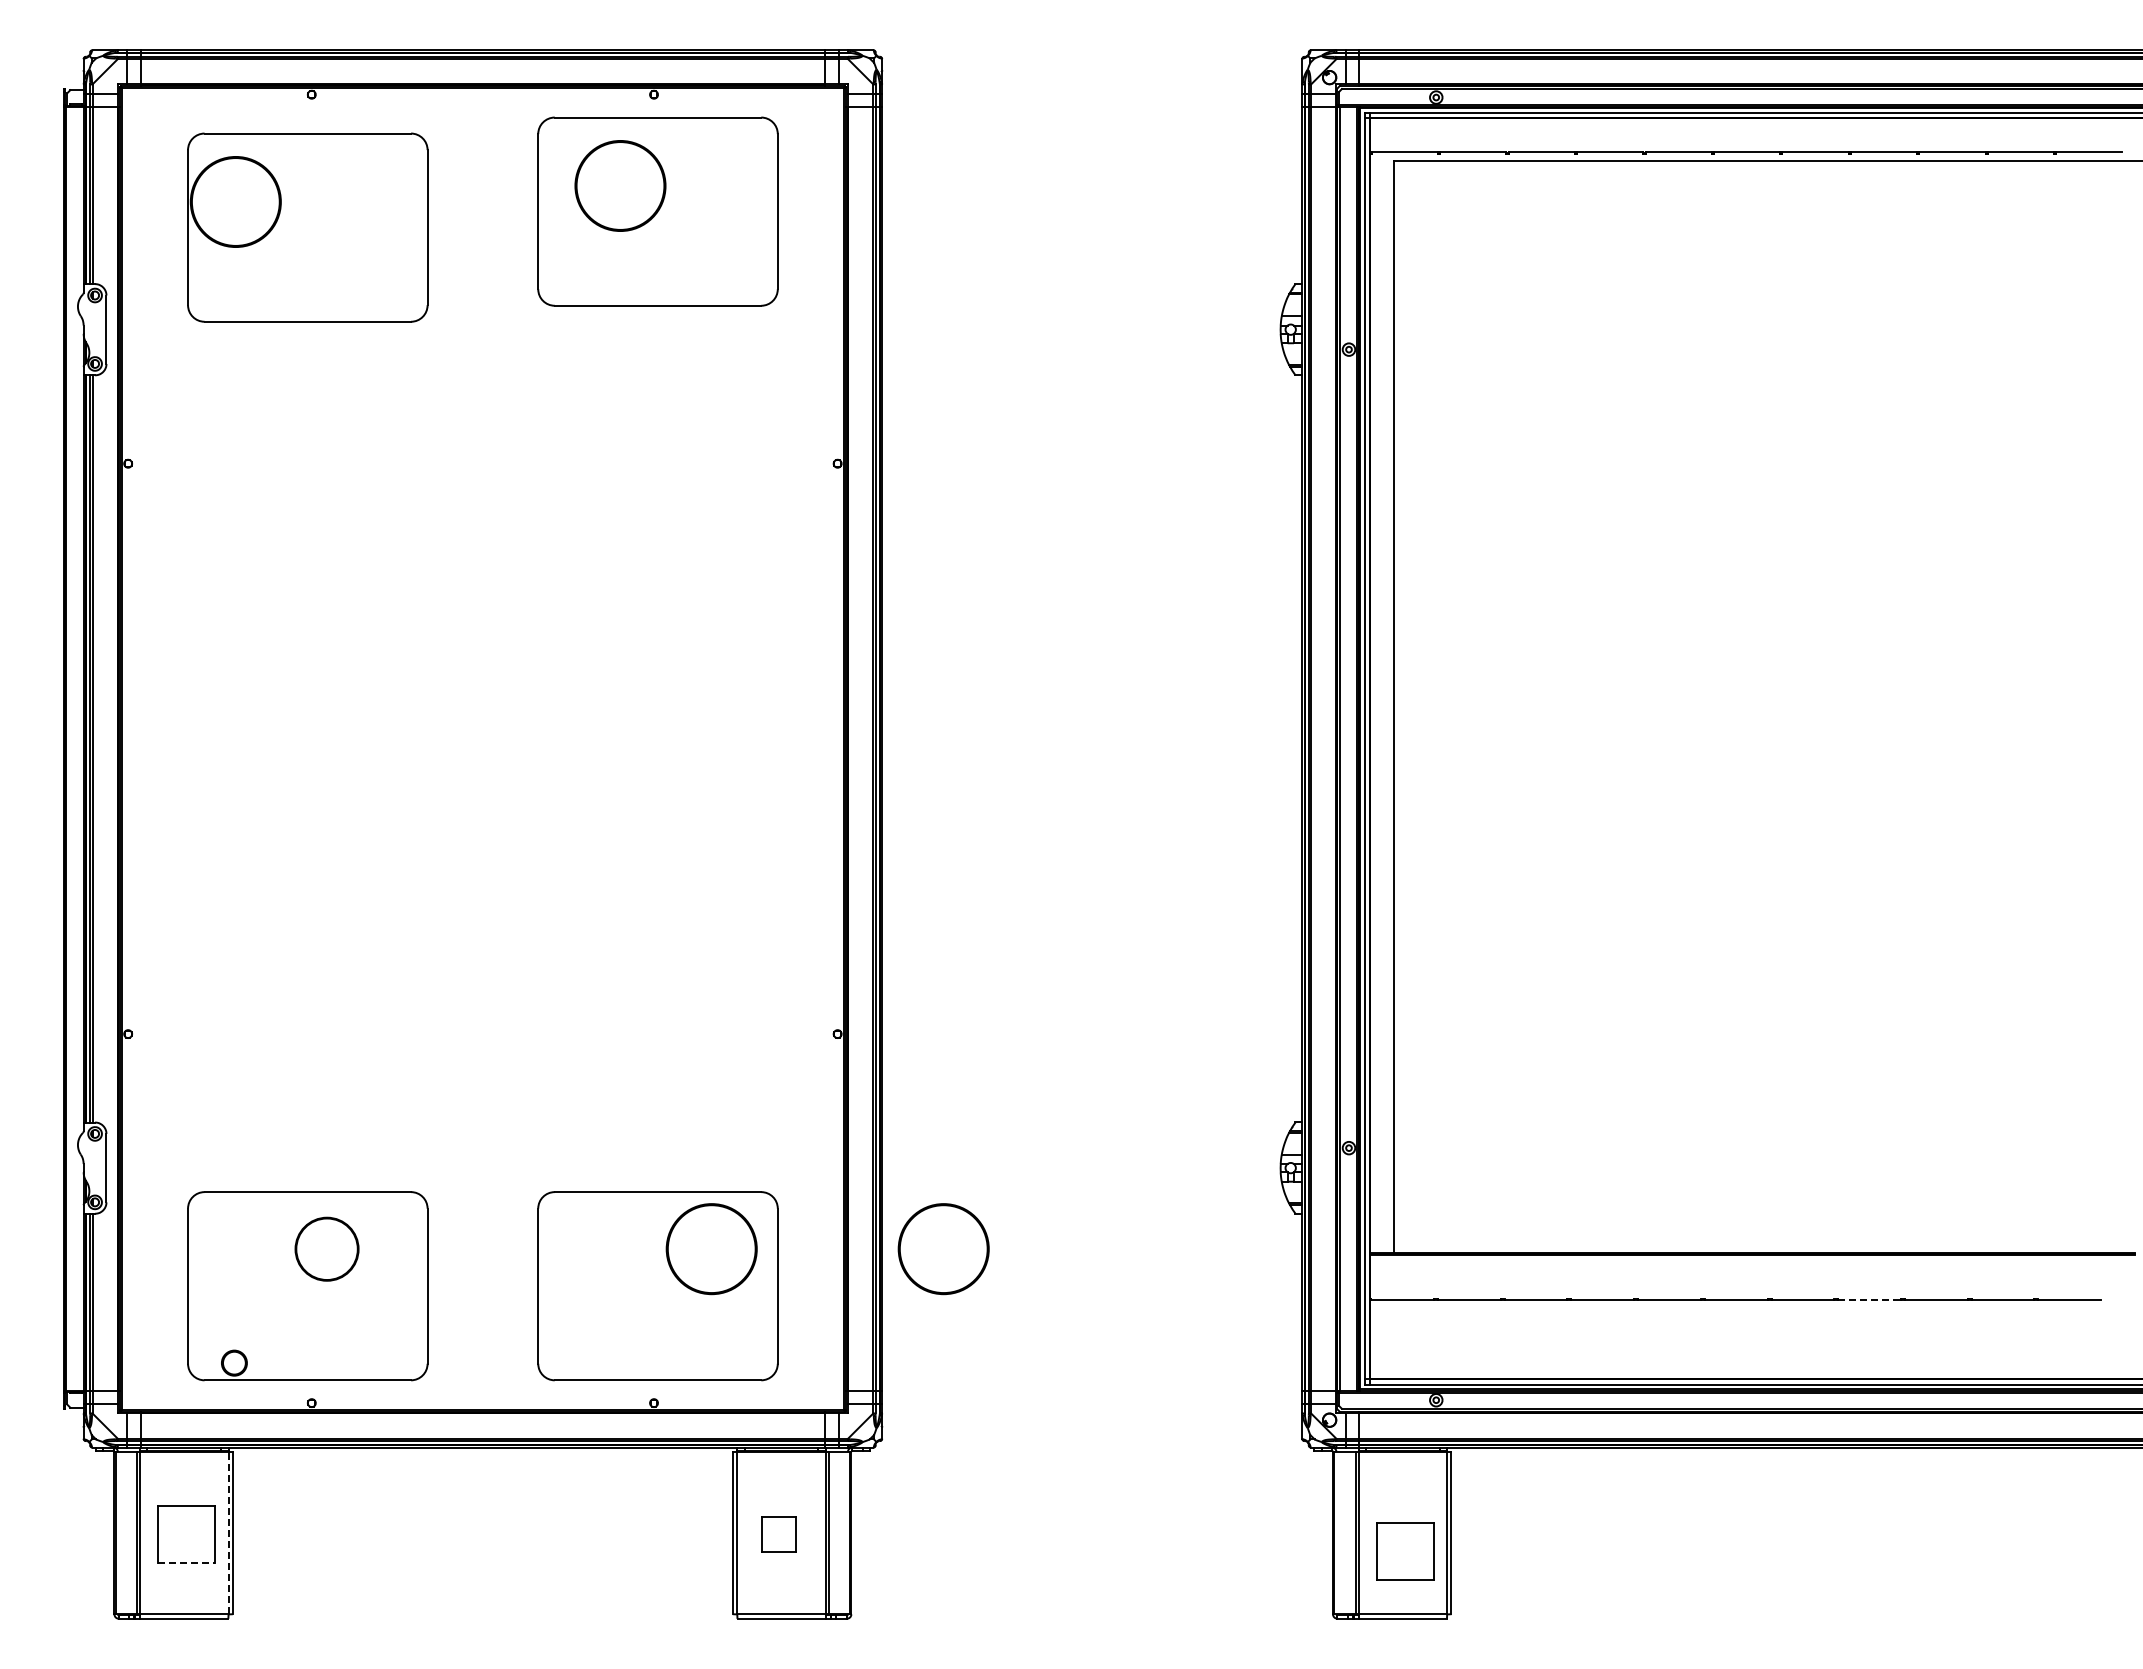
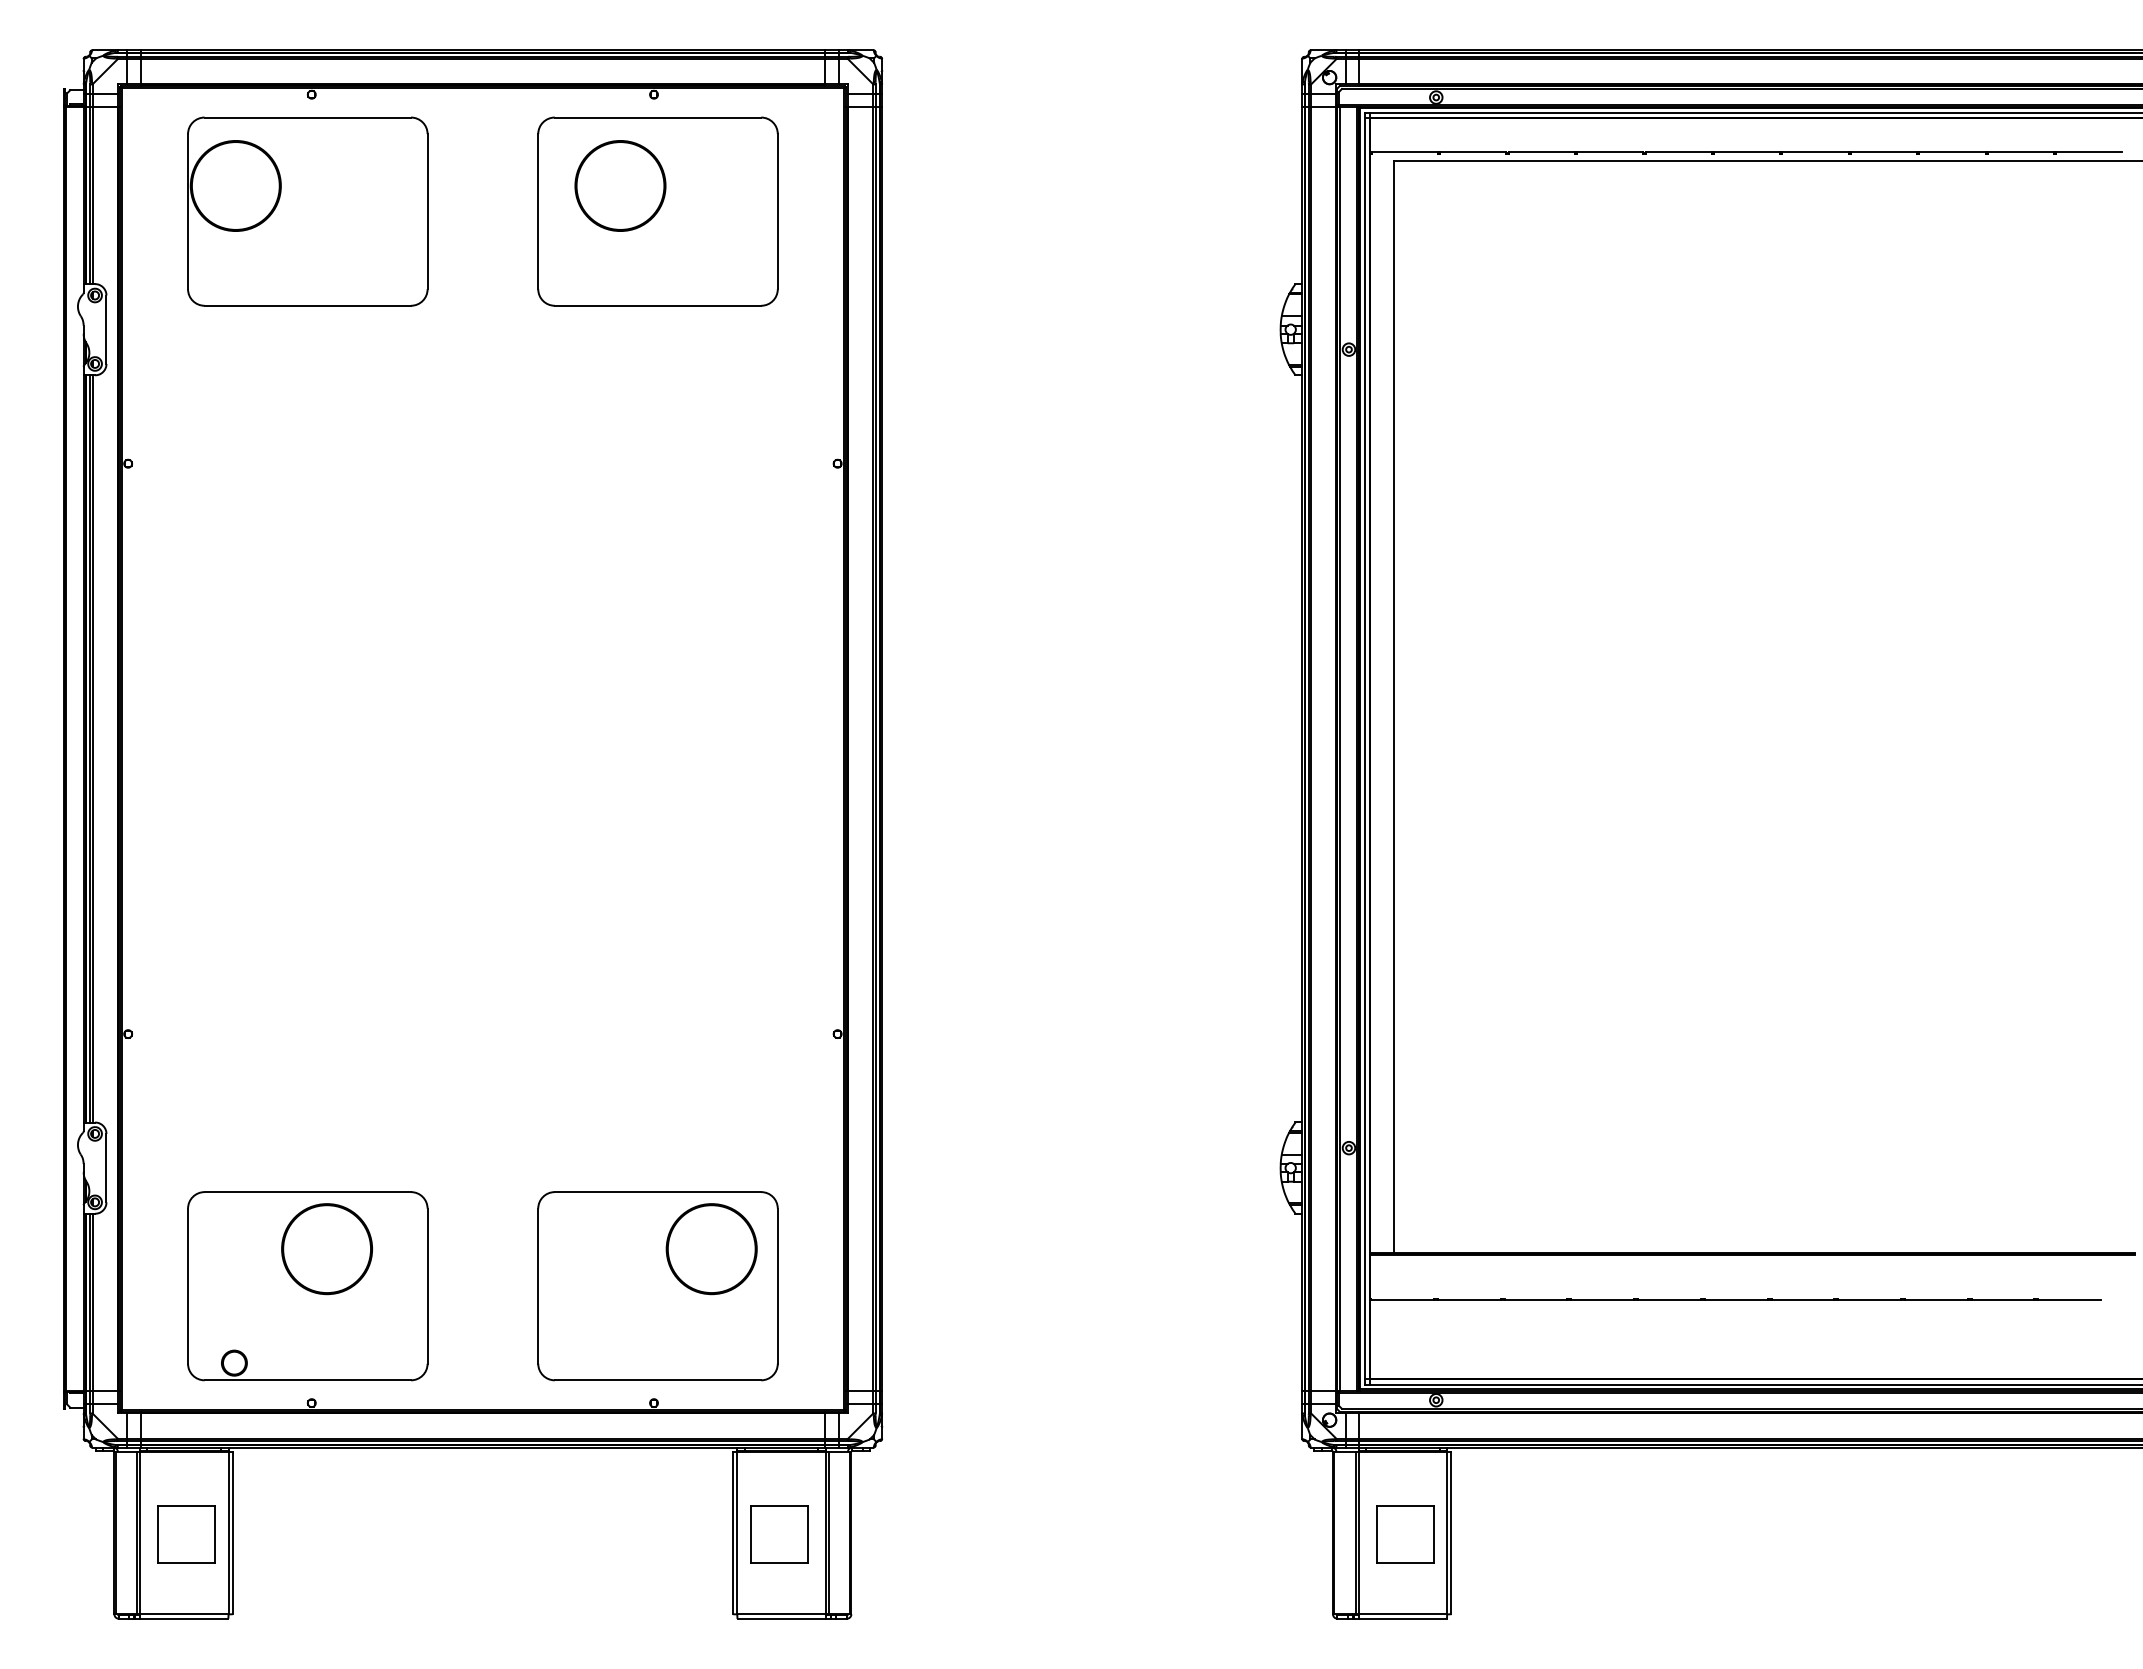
part position: (307, 227) -> (307, 211) (307, 211)
part size: 66x66 px -> 92x93 px (326, 1249)
part: present -> none (943, 1249)
line: dashed -> solid (1870, 1300)
line: dashed -> solid (228, 1532)
part size: 36x37 px -> 59x59 px (779, 1534)
part position: (1405, 1551) -> (1405, 1534) (1405, 1534)
line: dashed -> solid (186, 1562)
